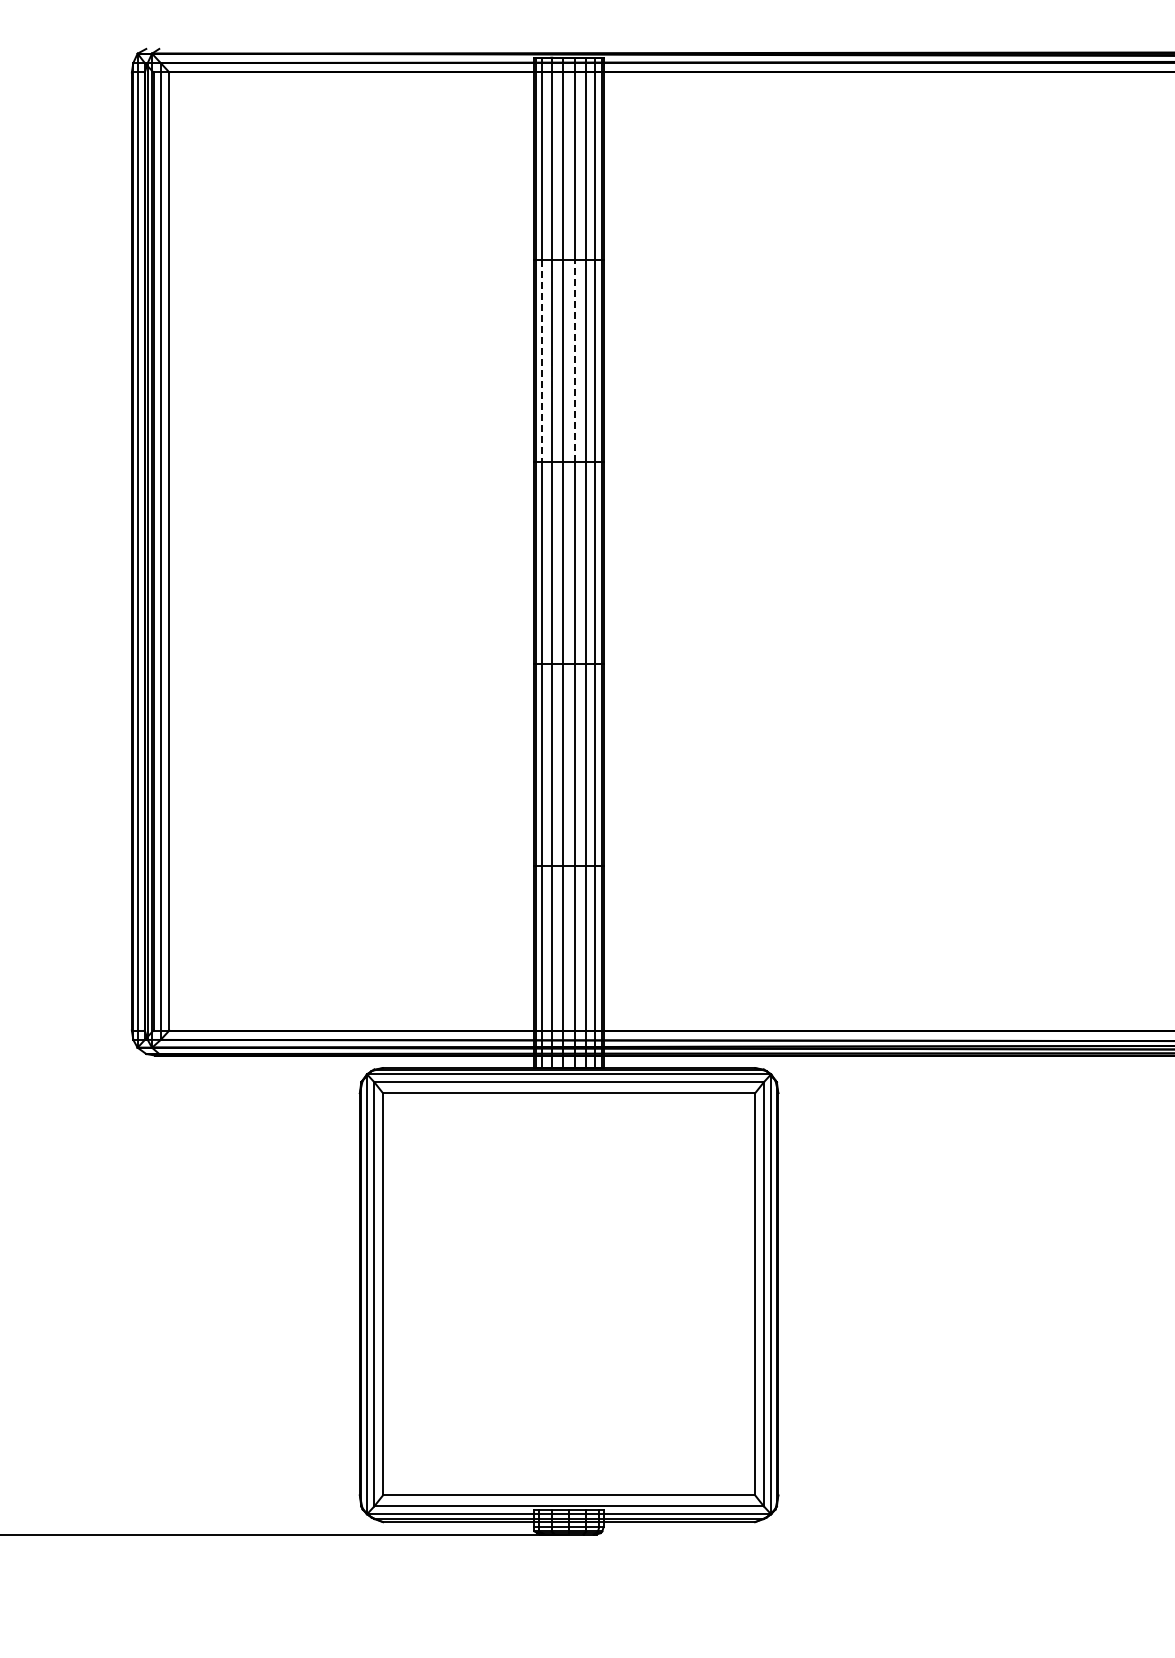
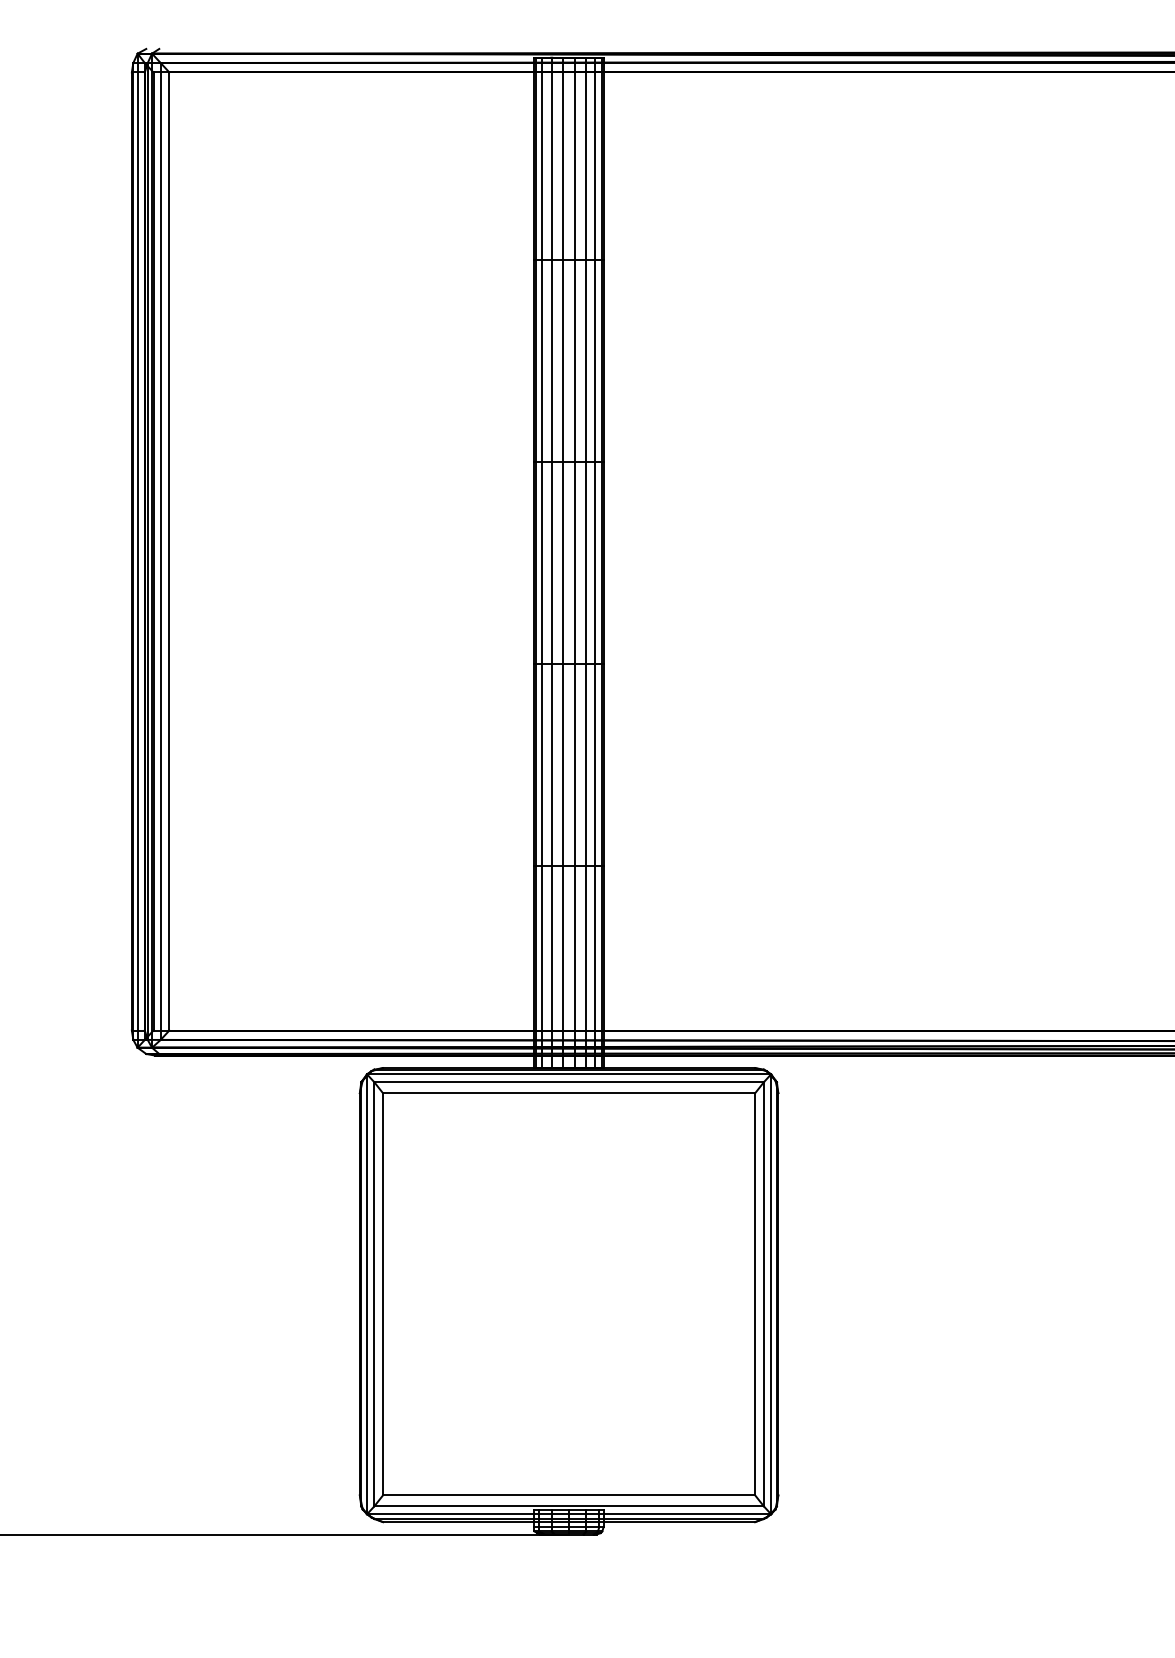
line: dashed -> solid (541, 361)
line: dashed -> solid (574, 361)
